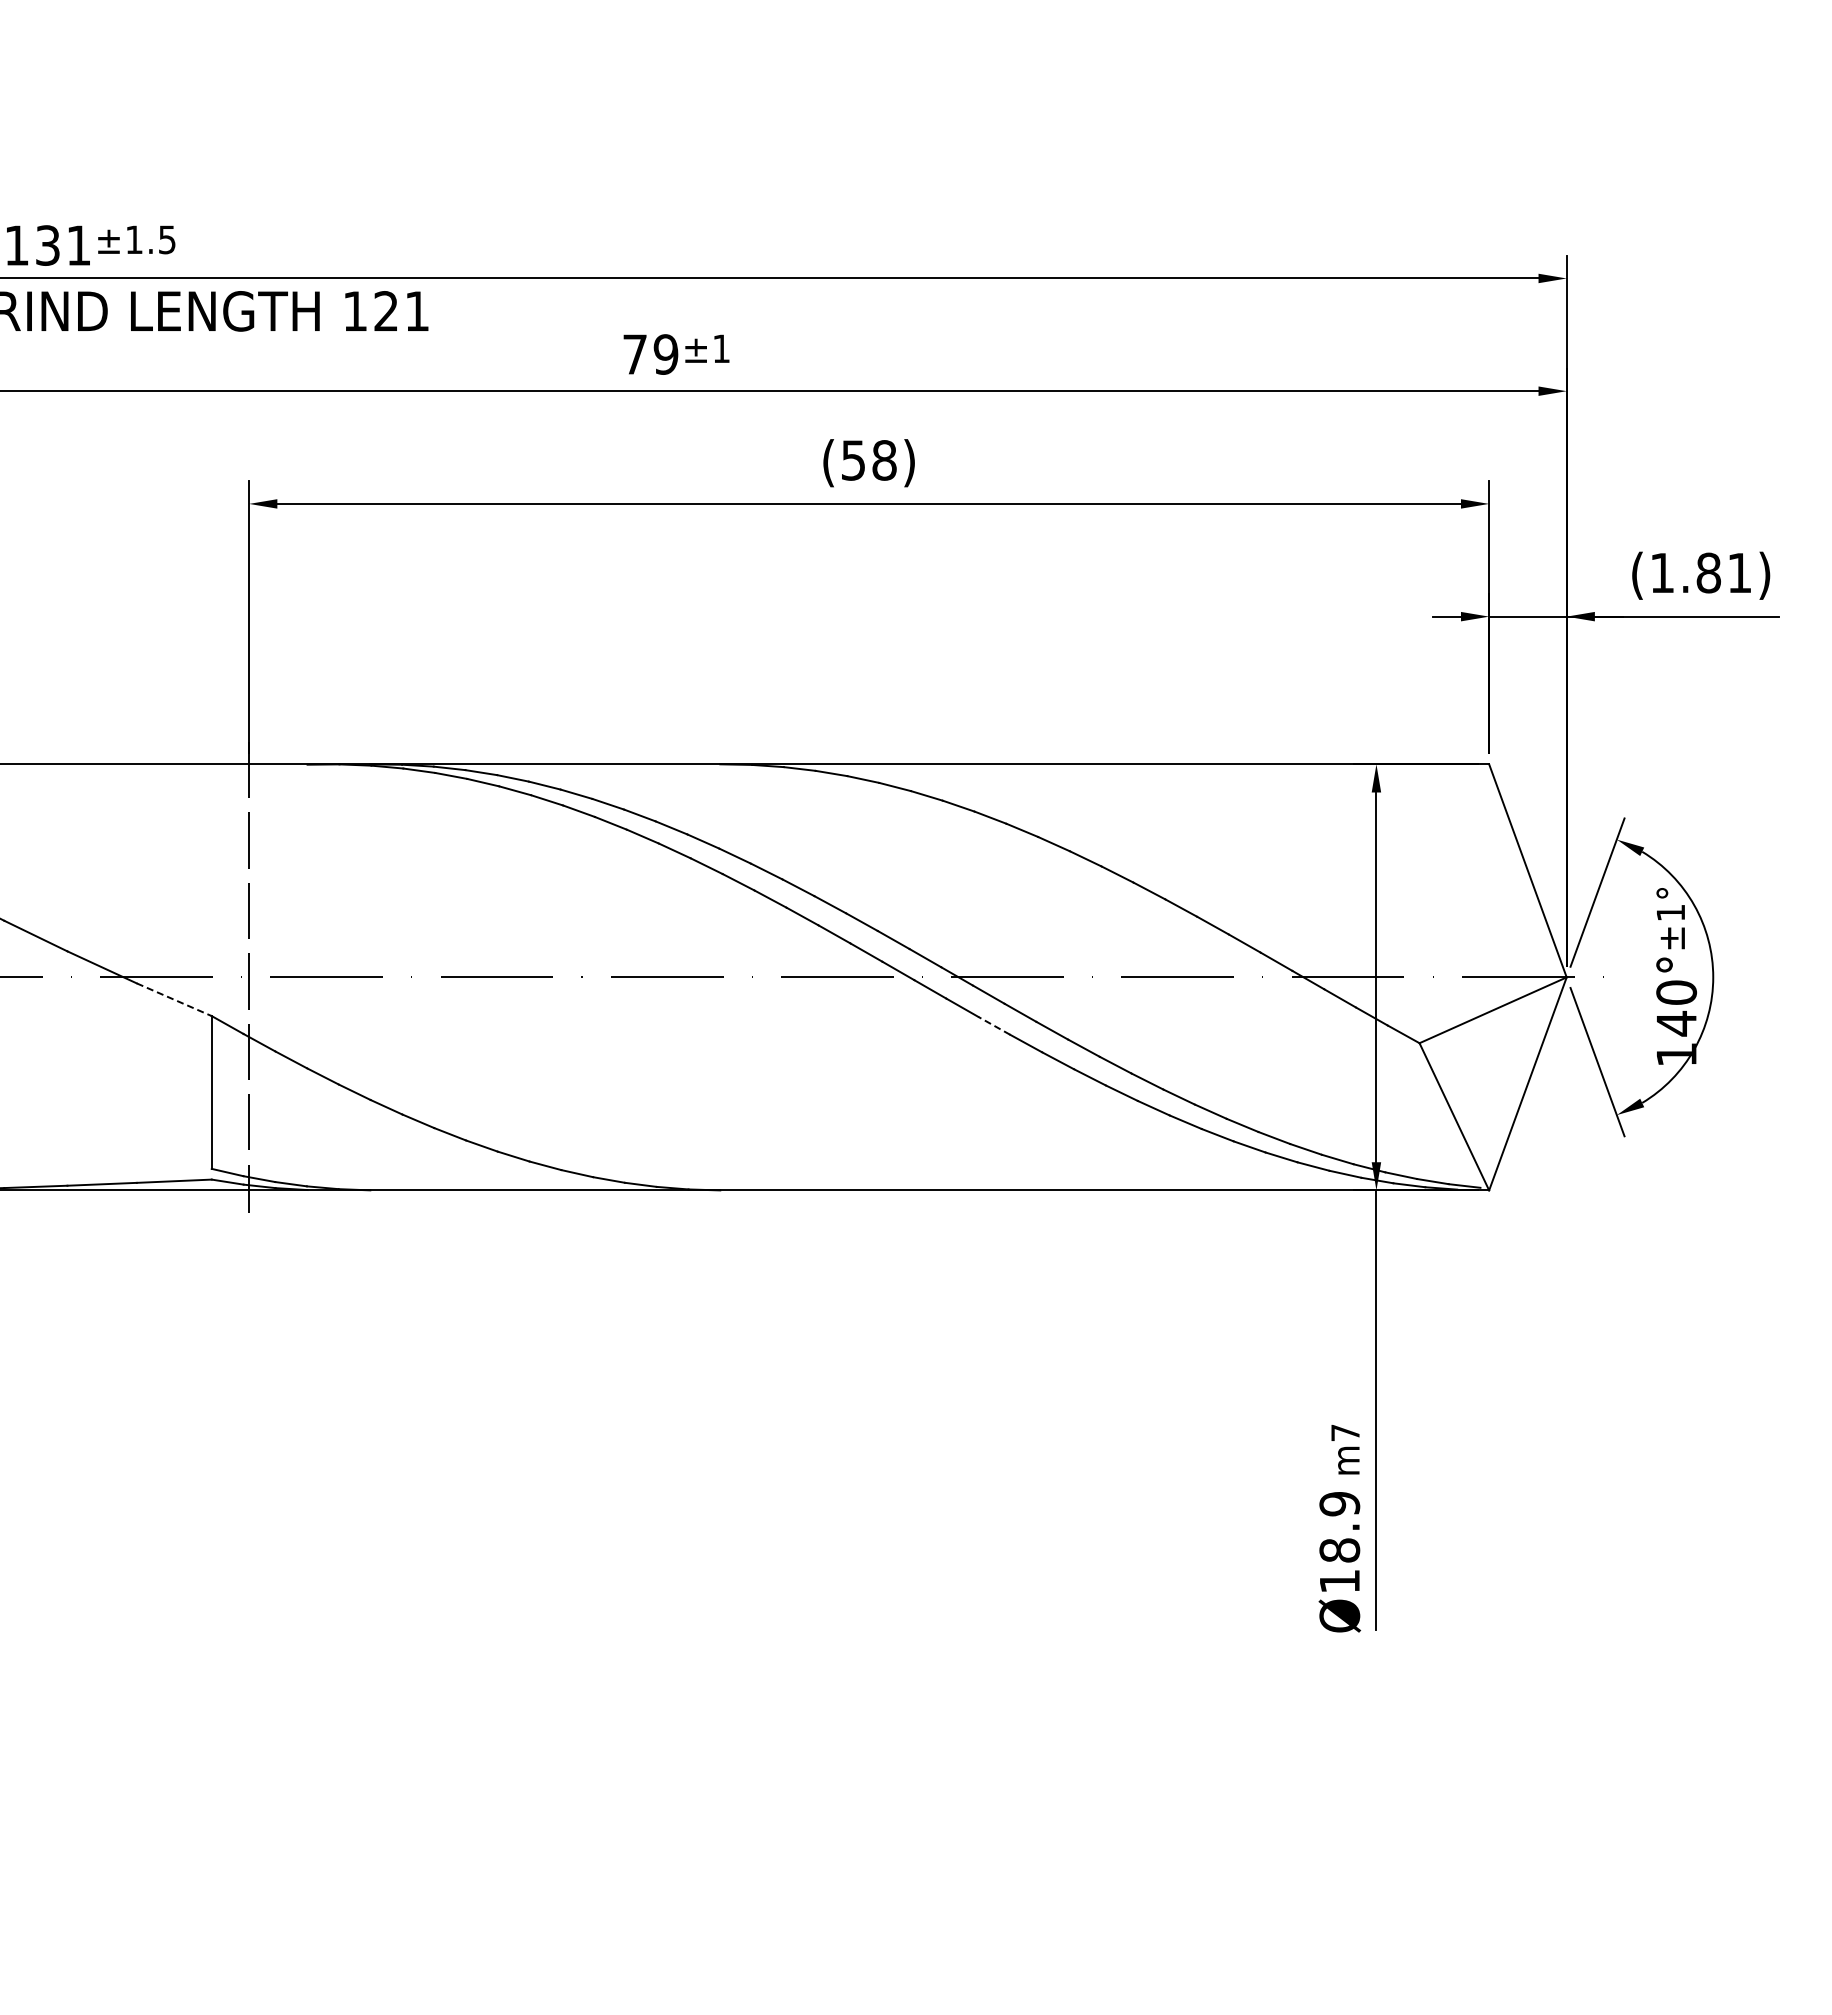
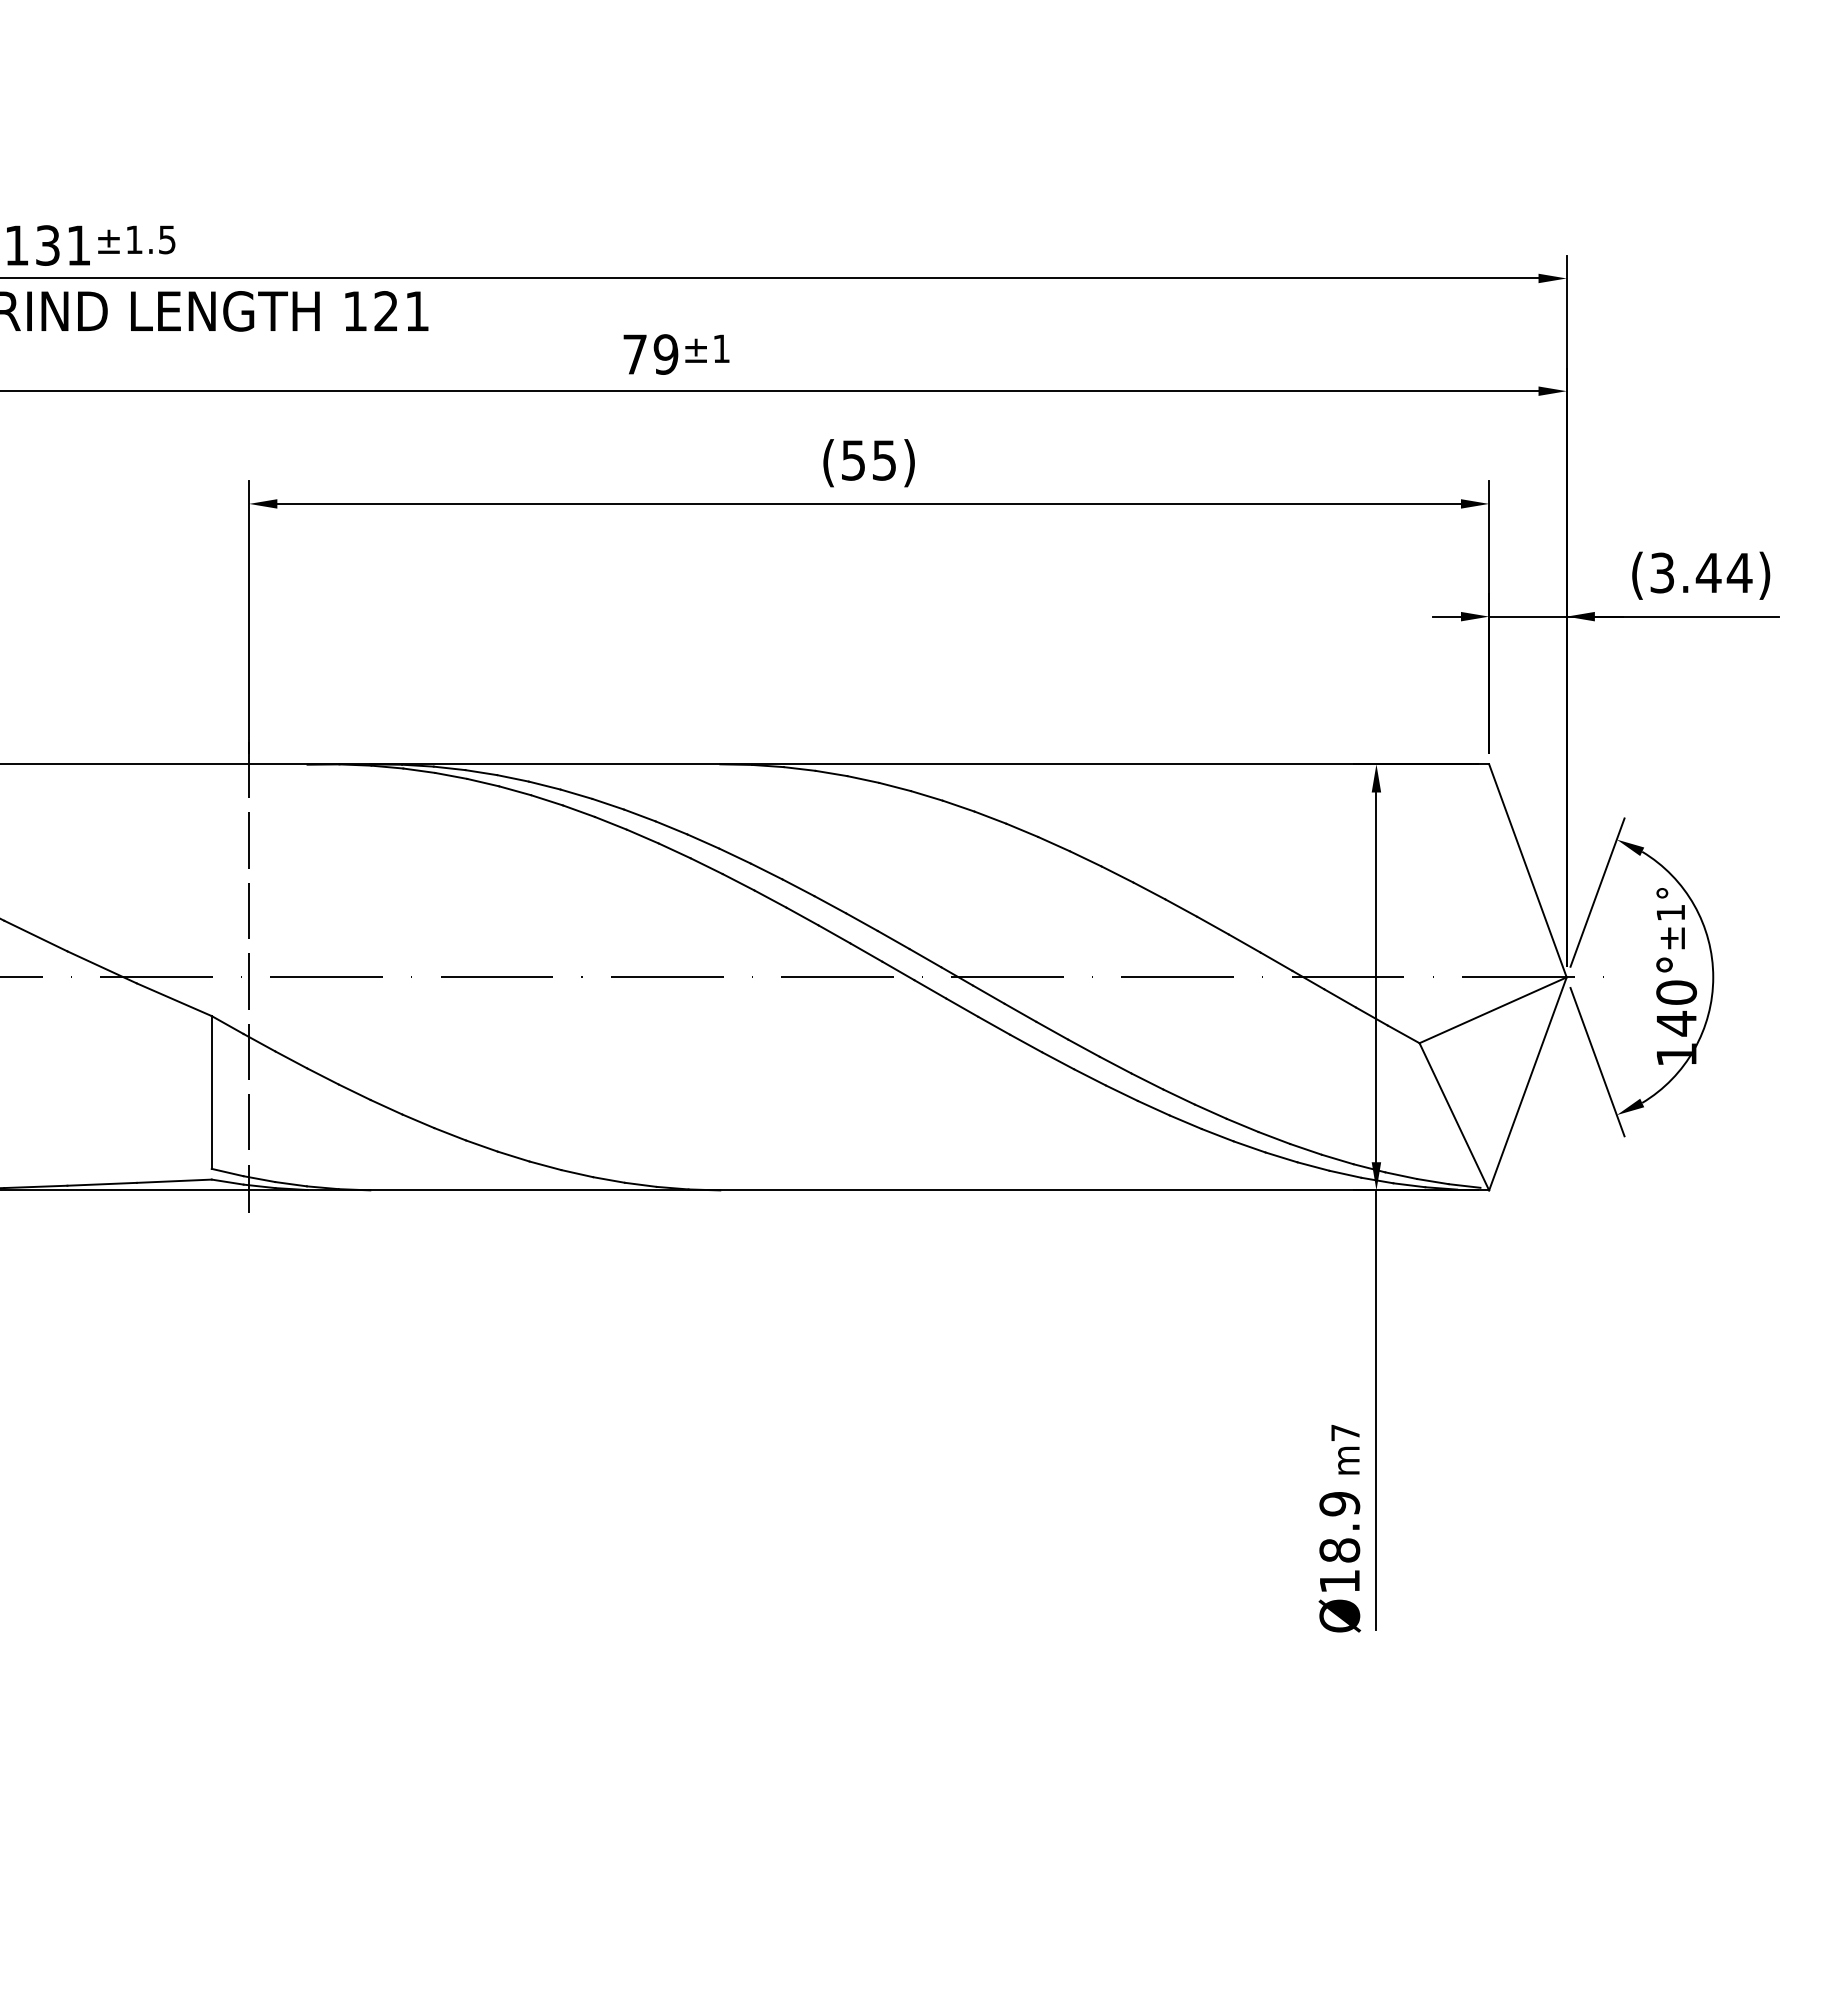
text: (58) -> (55) (884, 460)
text: (1.81) -> (3.44) (1701, 572)
line: dashed -> solid (174, 999)
line: dashed -> solid (993, 1025)
